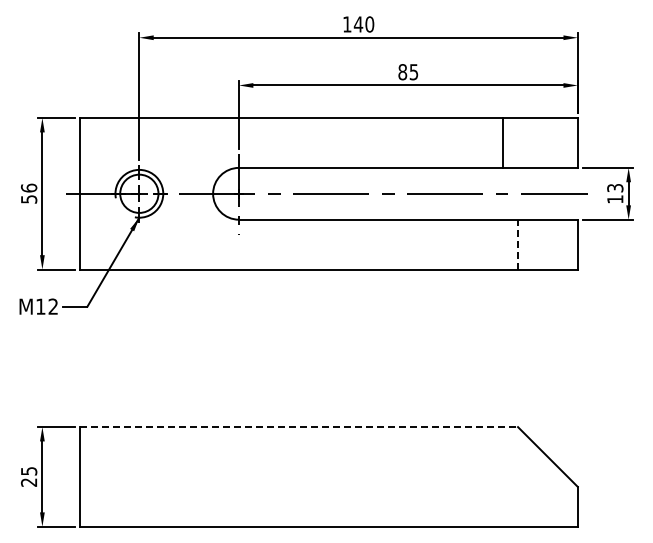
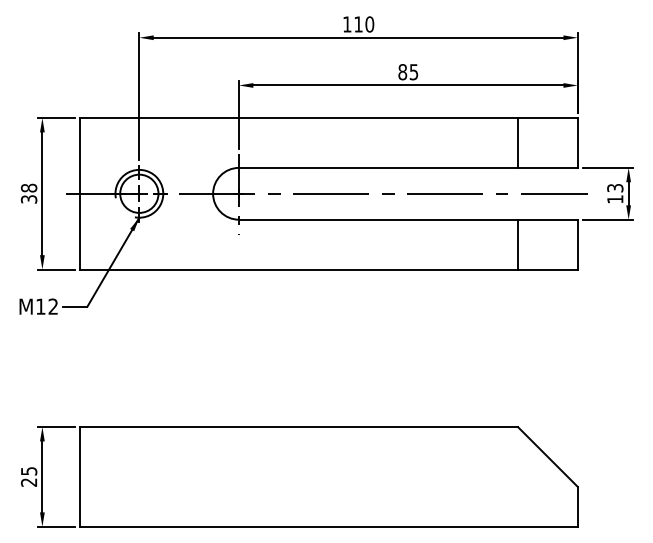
text: 140 -> 110 (358, 24)
line position: (503, 142) -> (518, 142) (518, 142)
text: 56 -> 38 (28, 193)
line: dashed -> solid (518, 244)
line: dashed -> solid (299, 427)
